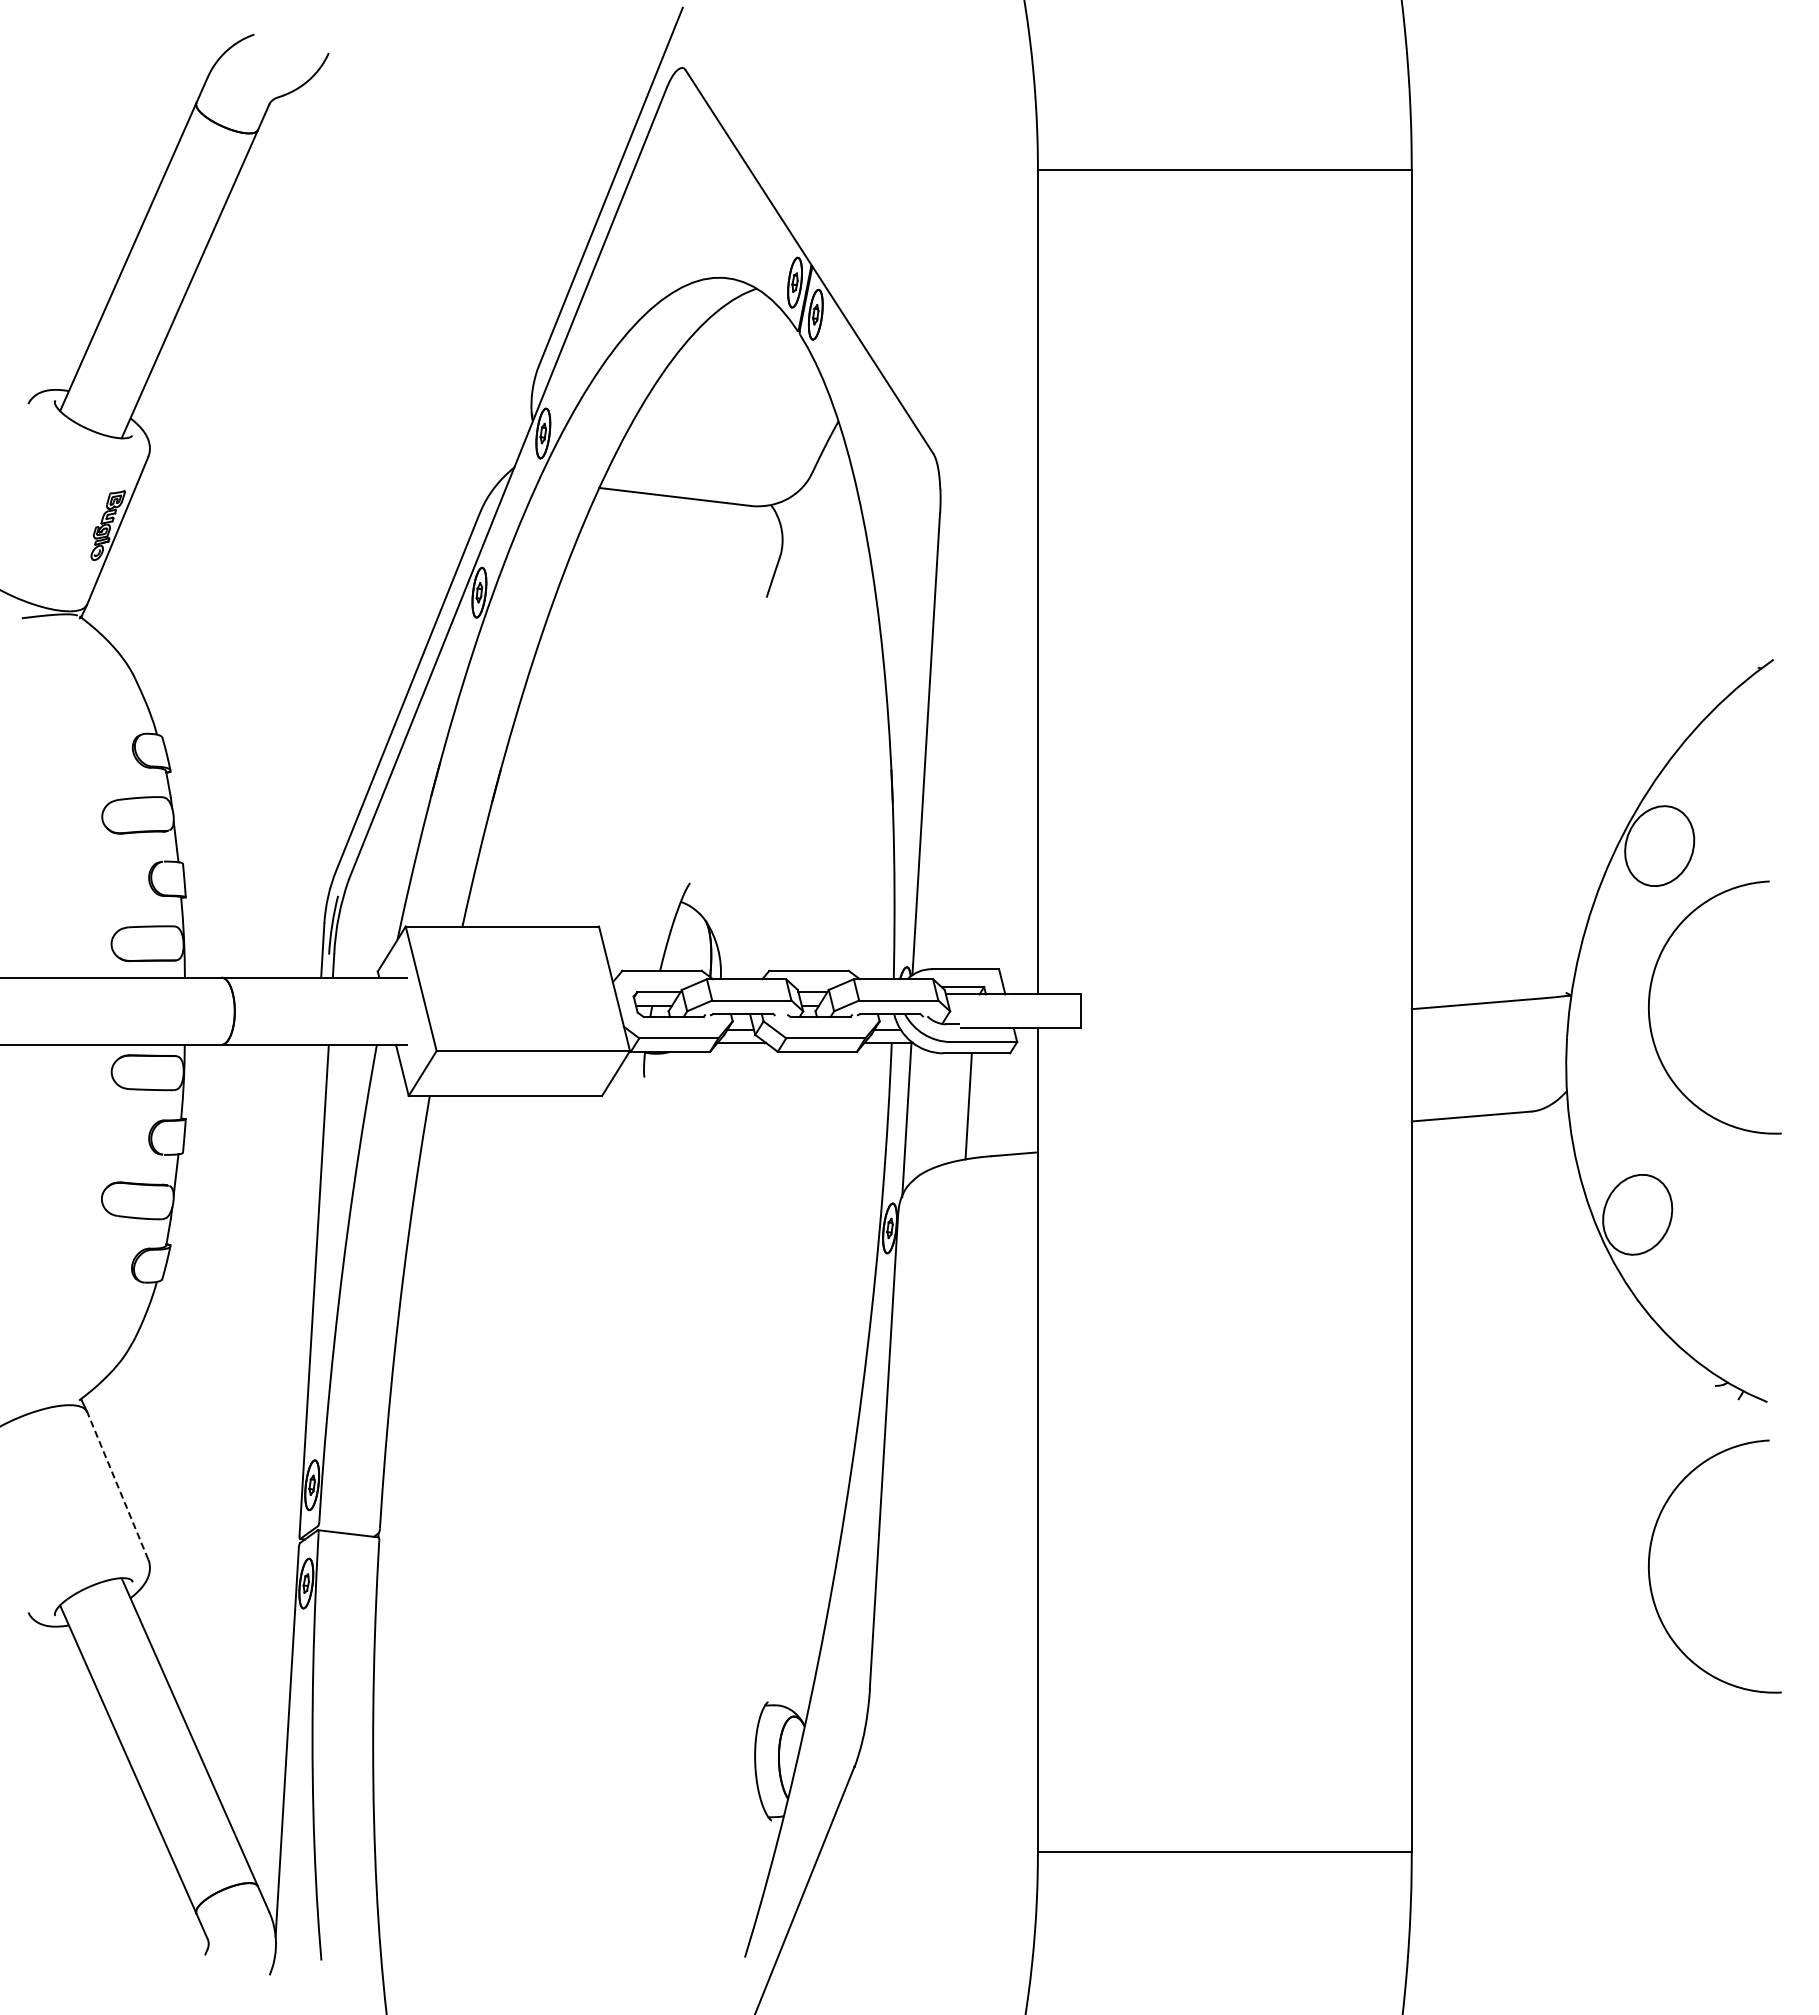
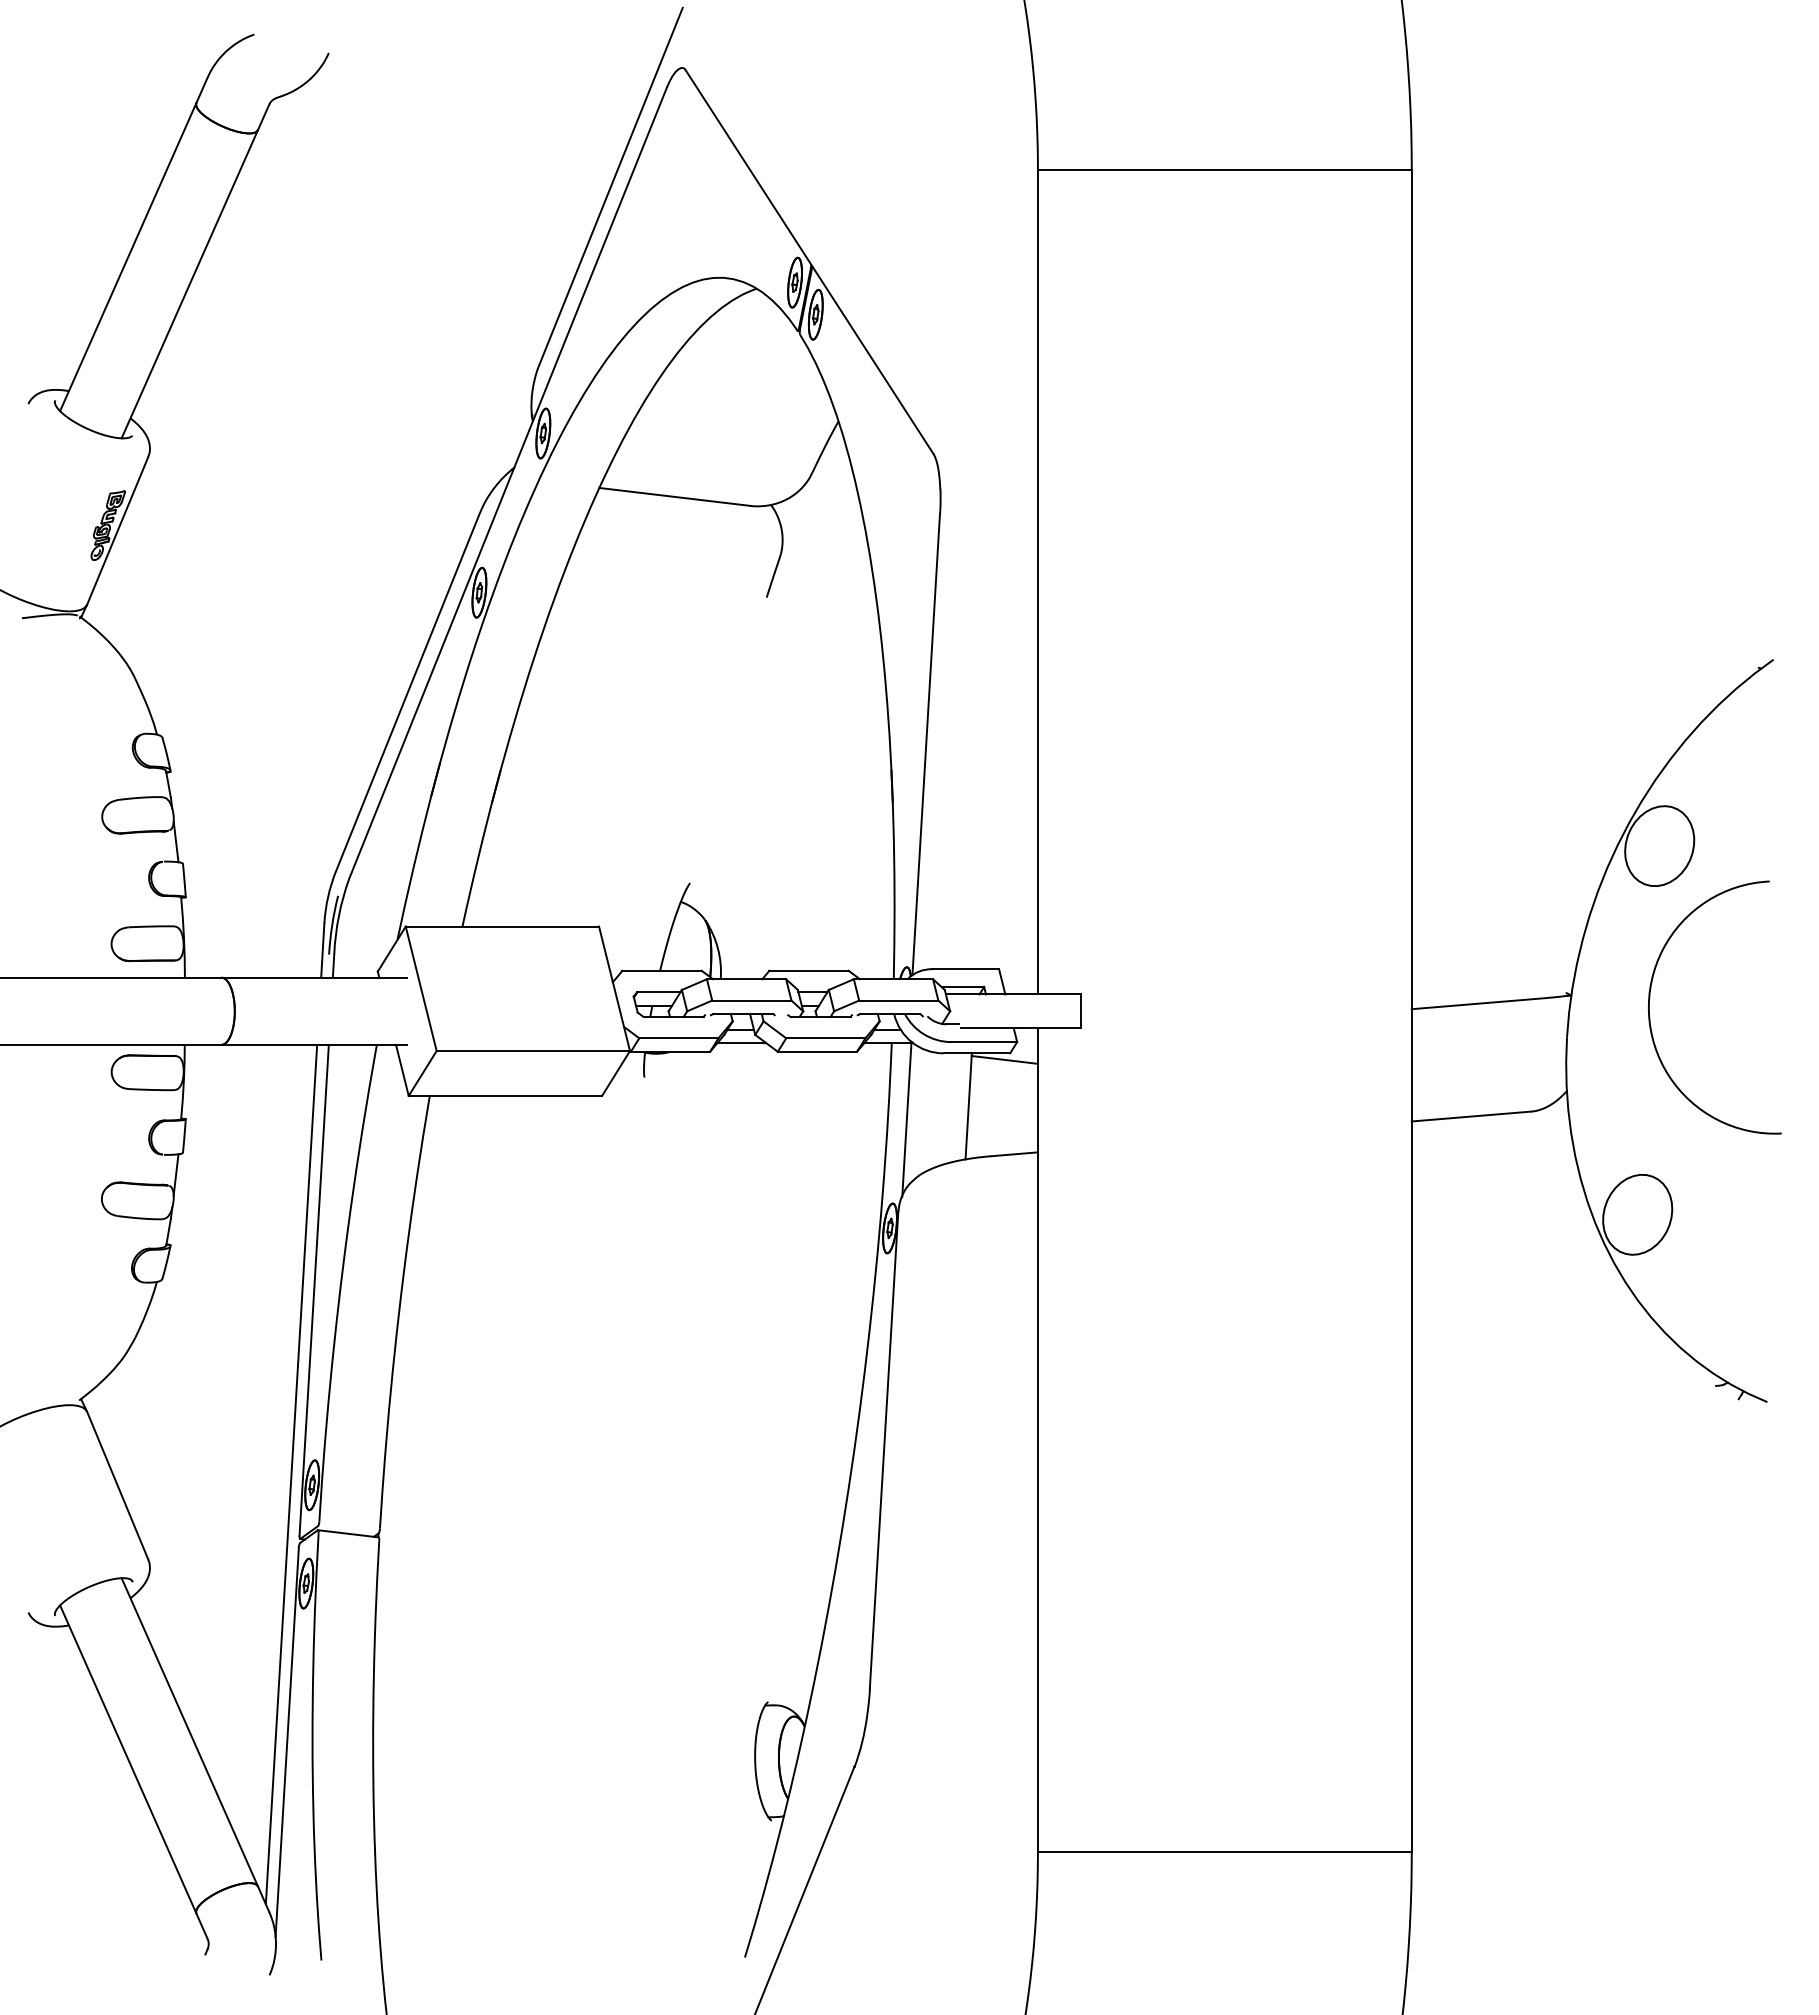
line: none -> present (1004, 1059)
line: none -> present (291, 1474)
line: dashed -> solid (117, 1485)
arc: present -> none (1650, 1557)
